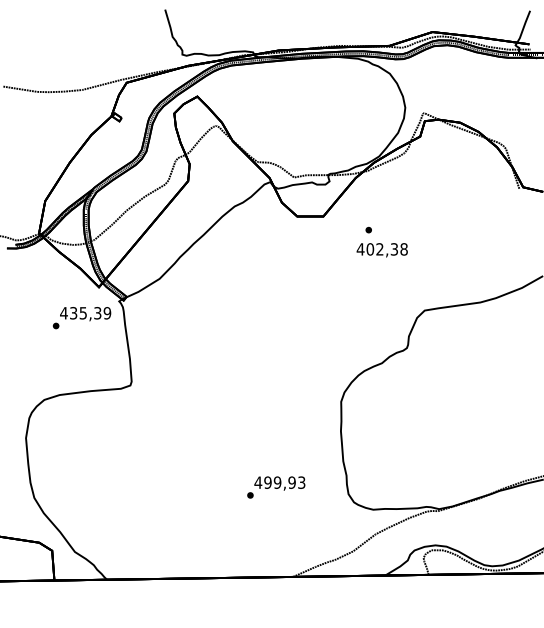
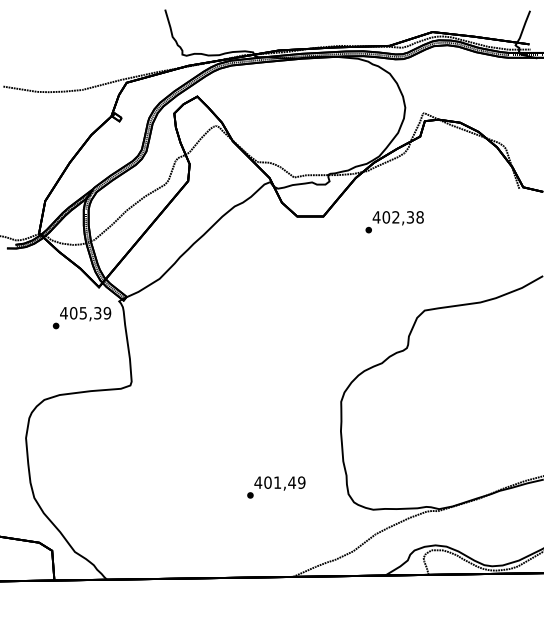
text position: (381, 250) -> (397, 218) (397, 218)
text: 435,39 -> 405,39 (73, 313)
text: 499,93 -> 401,49 (284, 482)
